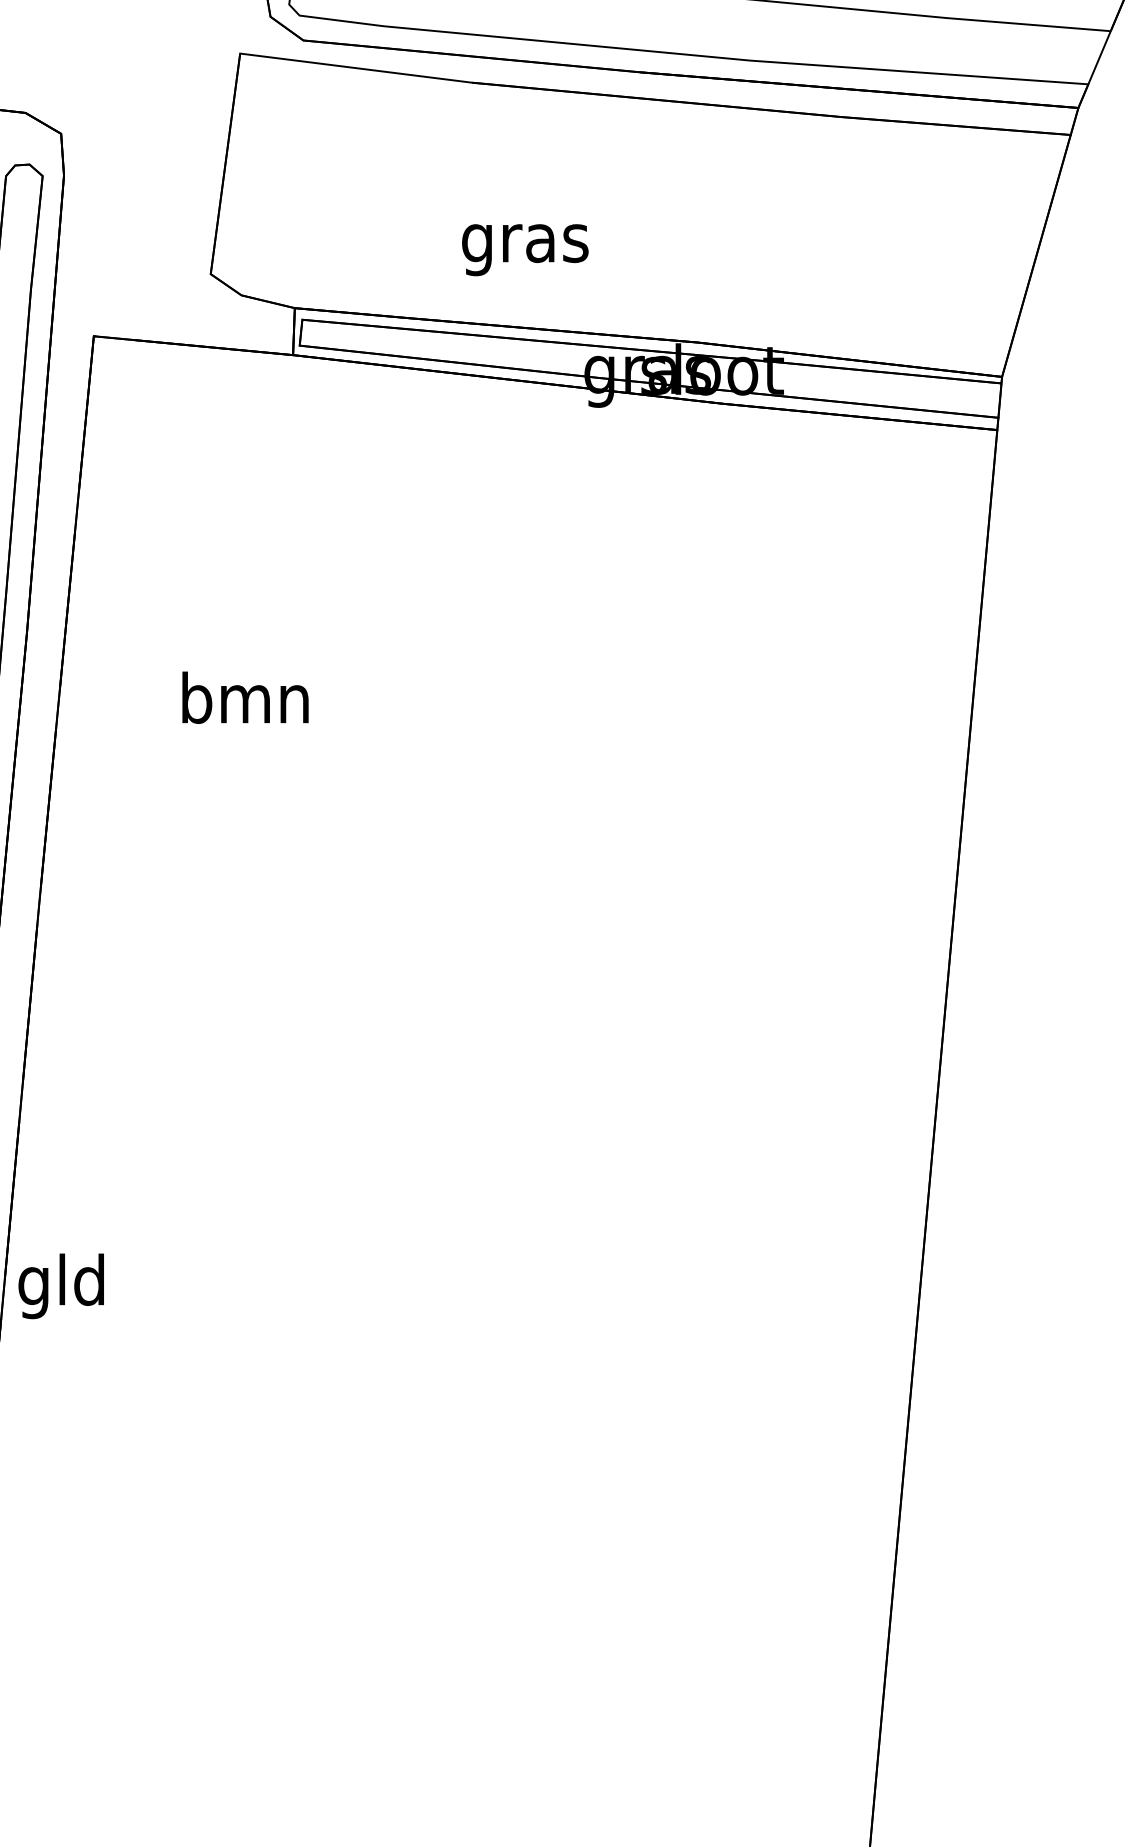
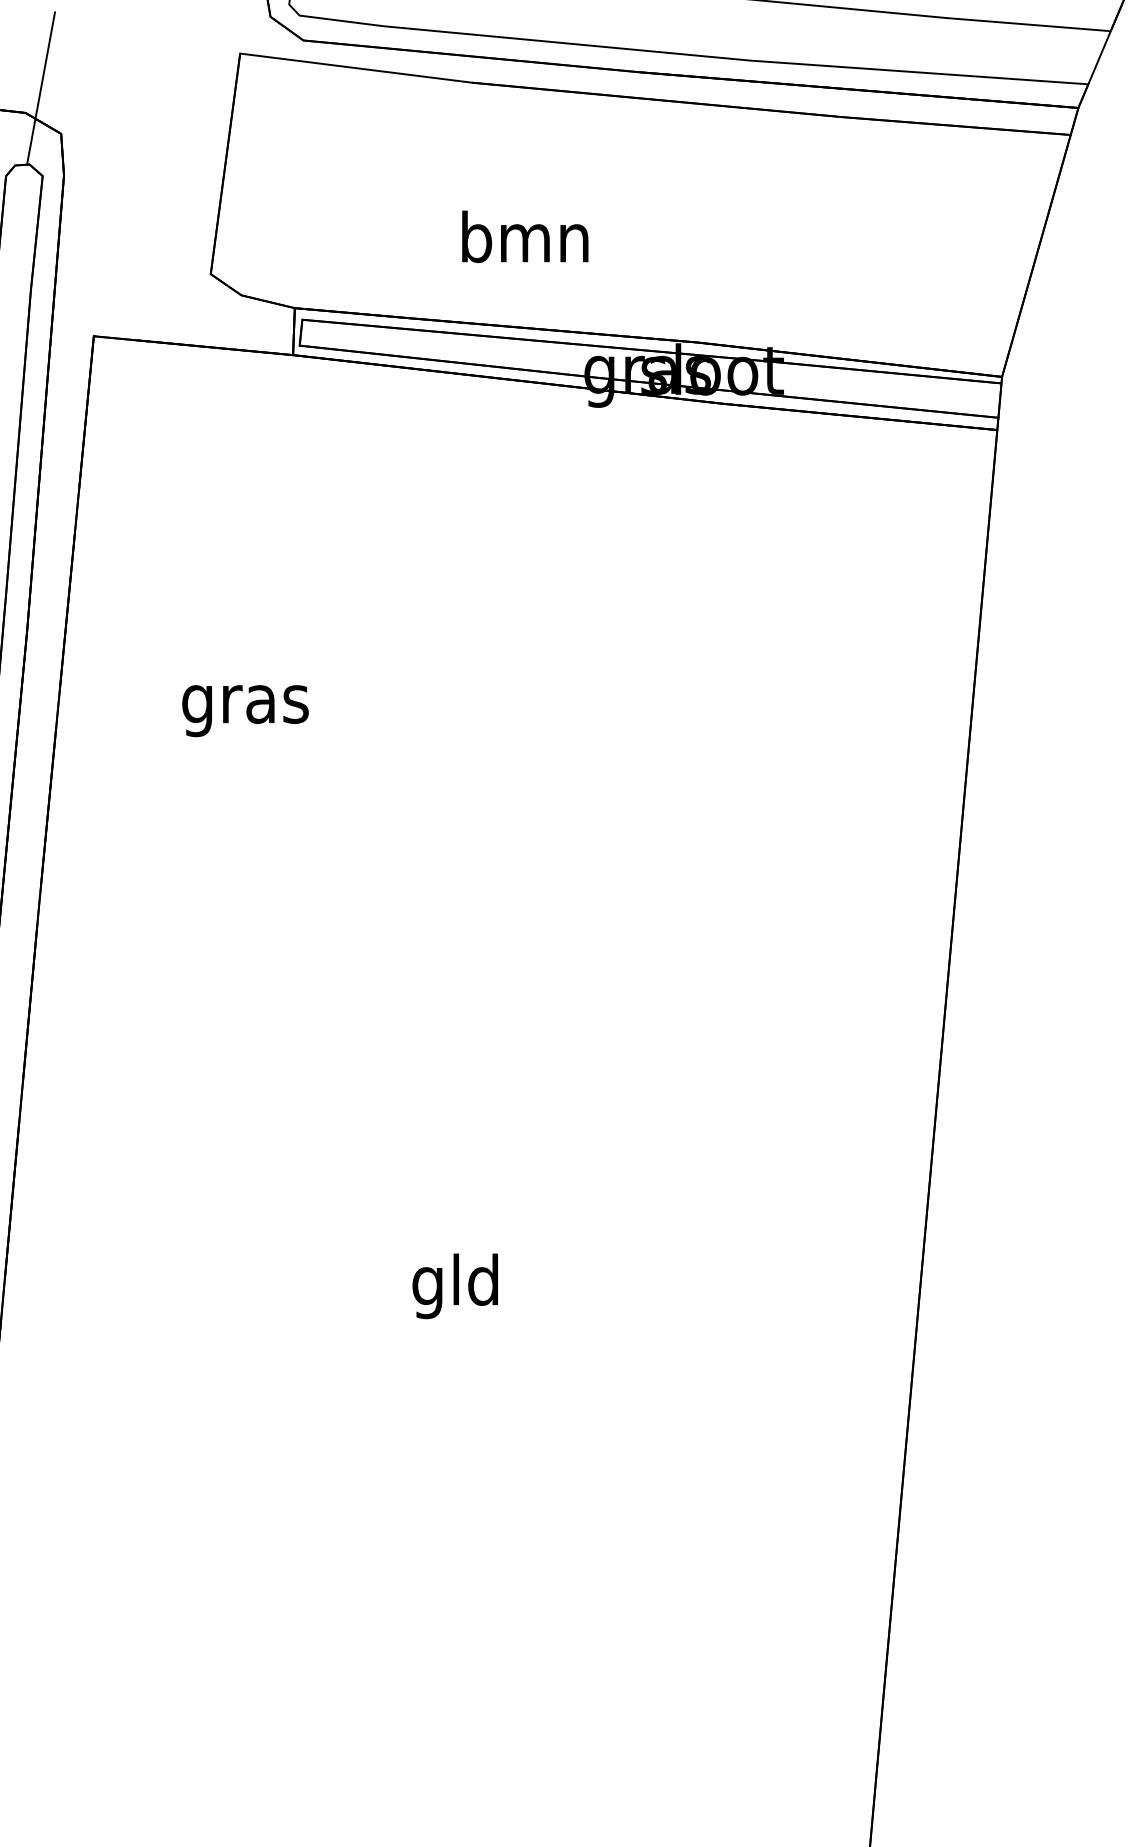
line: none -> present (41, 88)
text: gras -> bmn (525, 243)
text: bmn -> gras (245, 704)
text position: (60, 1286) -> (454, 1286) (454, 1286)
